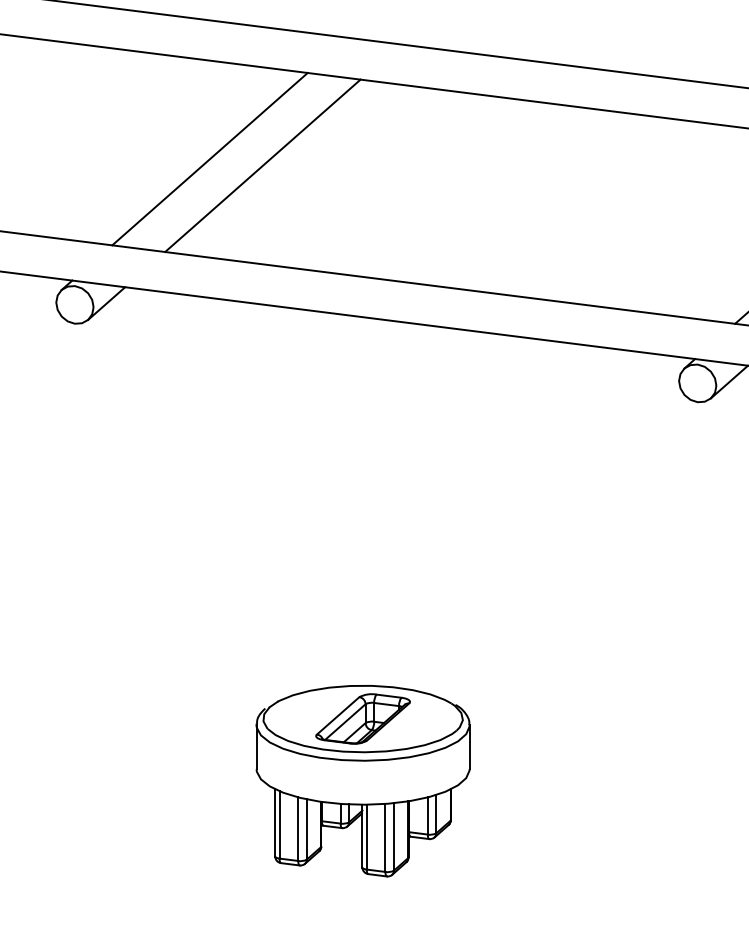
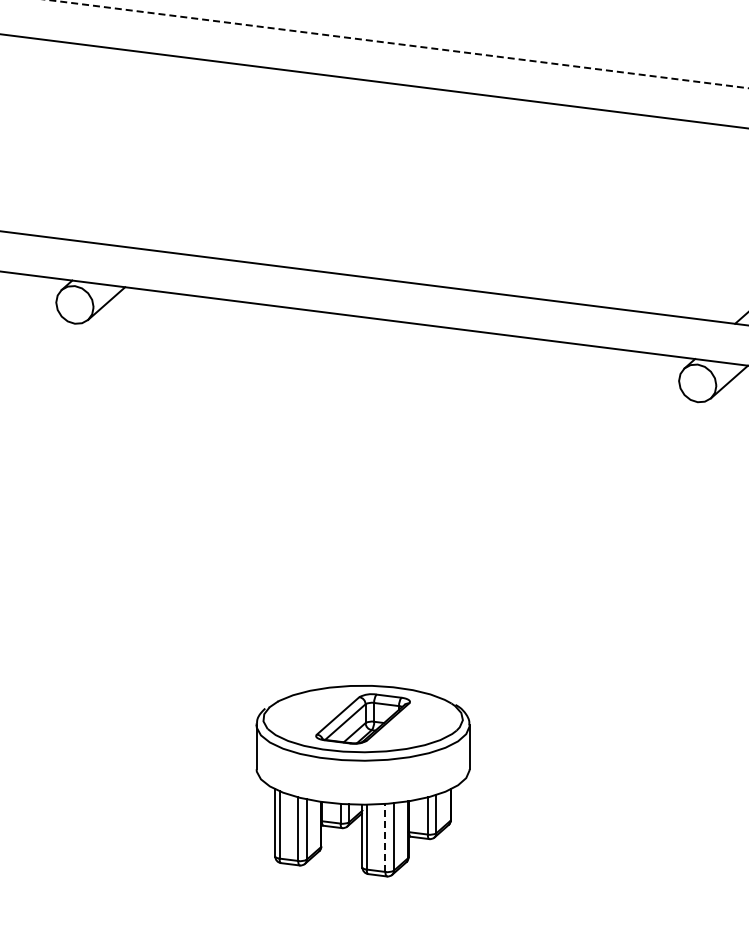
line: solid -> dashed (398, 44)
line: present -> none (209, 158)
line: present -> none (262, 165)
line: solid -> dashed (385, 837)
